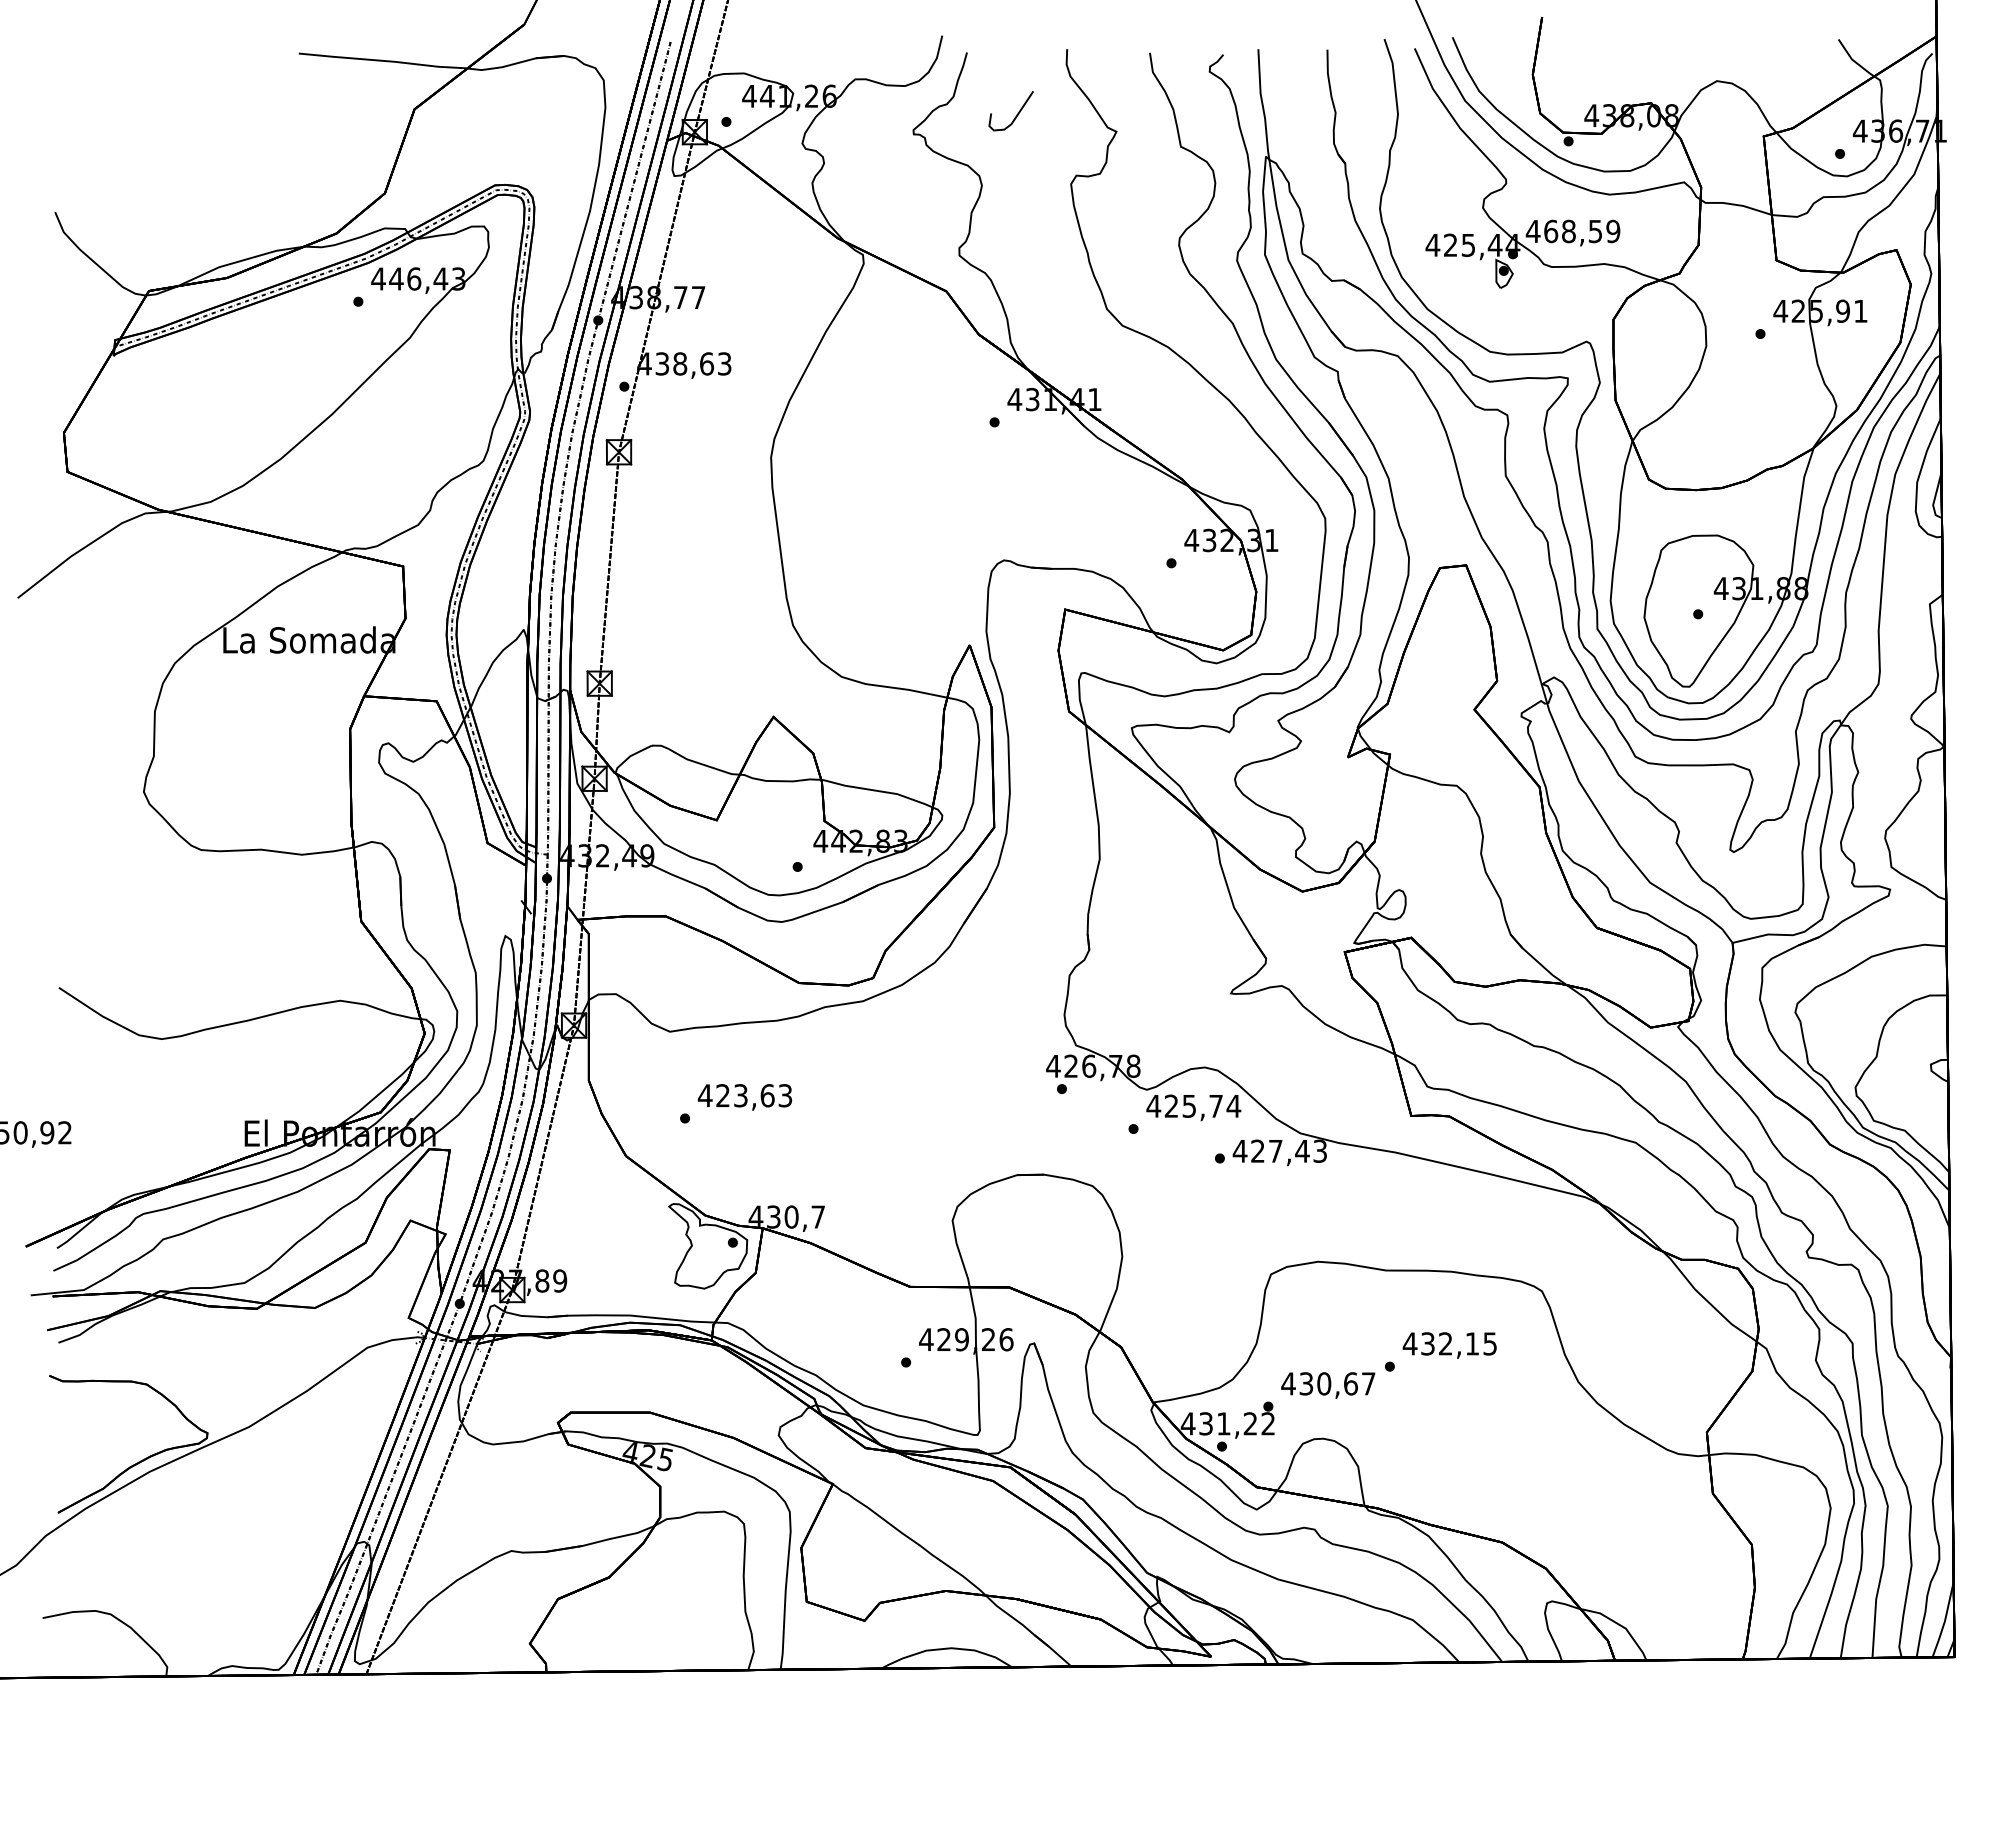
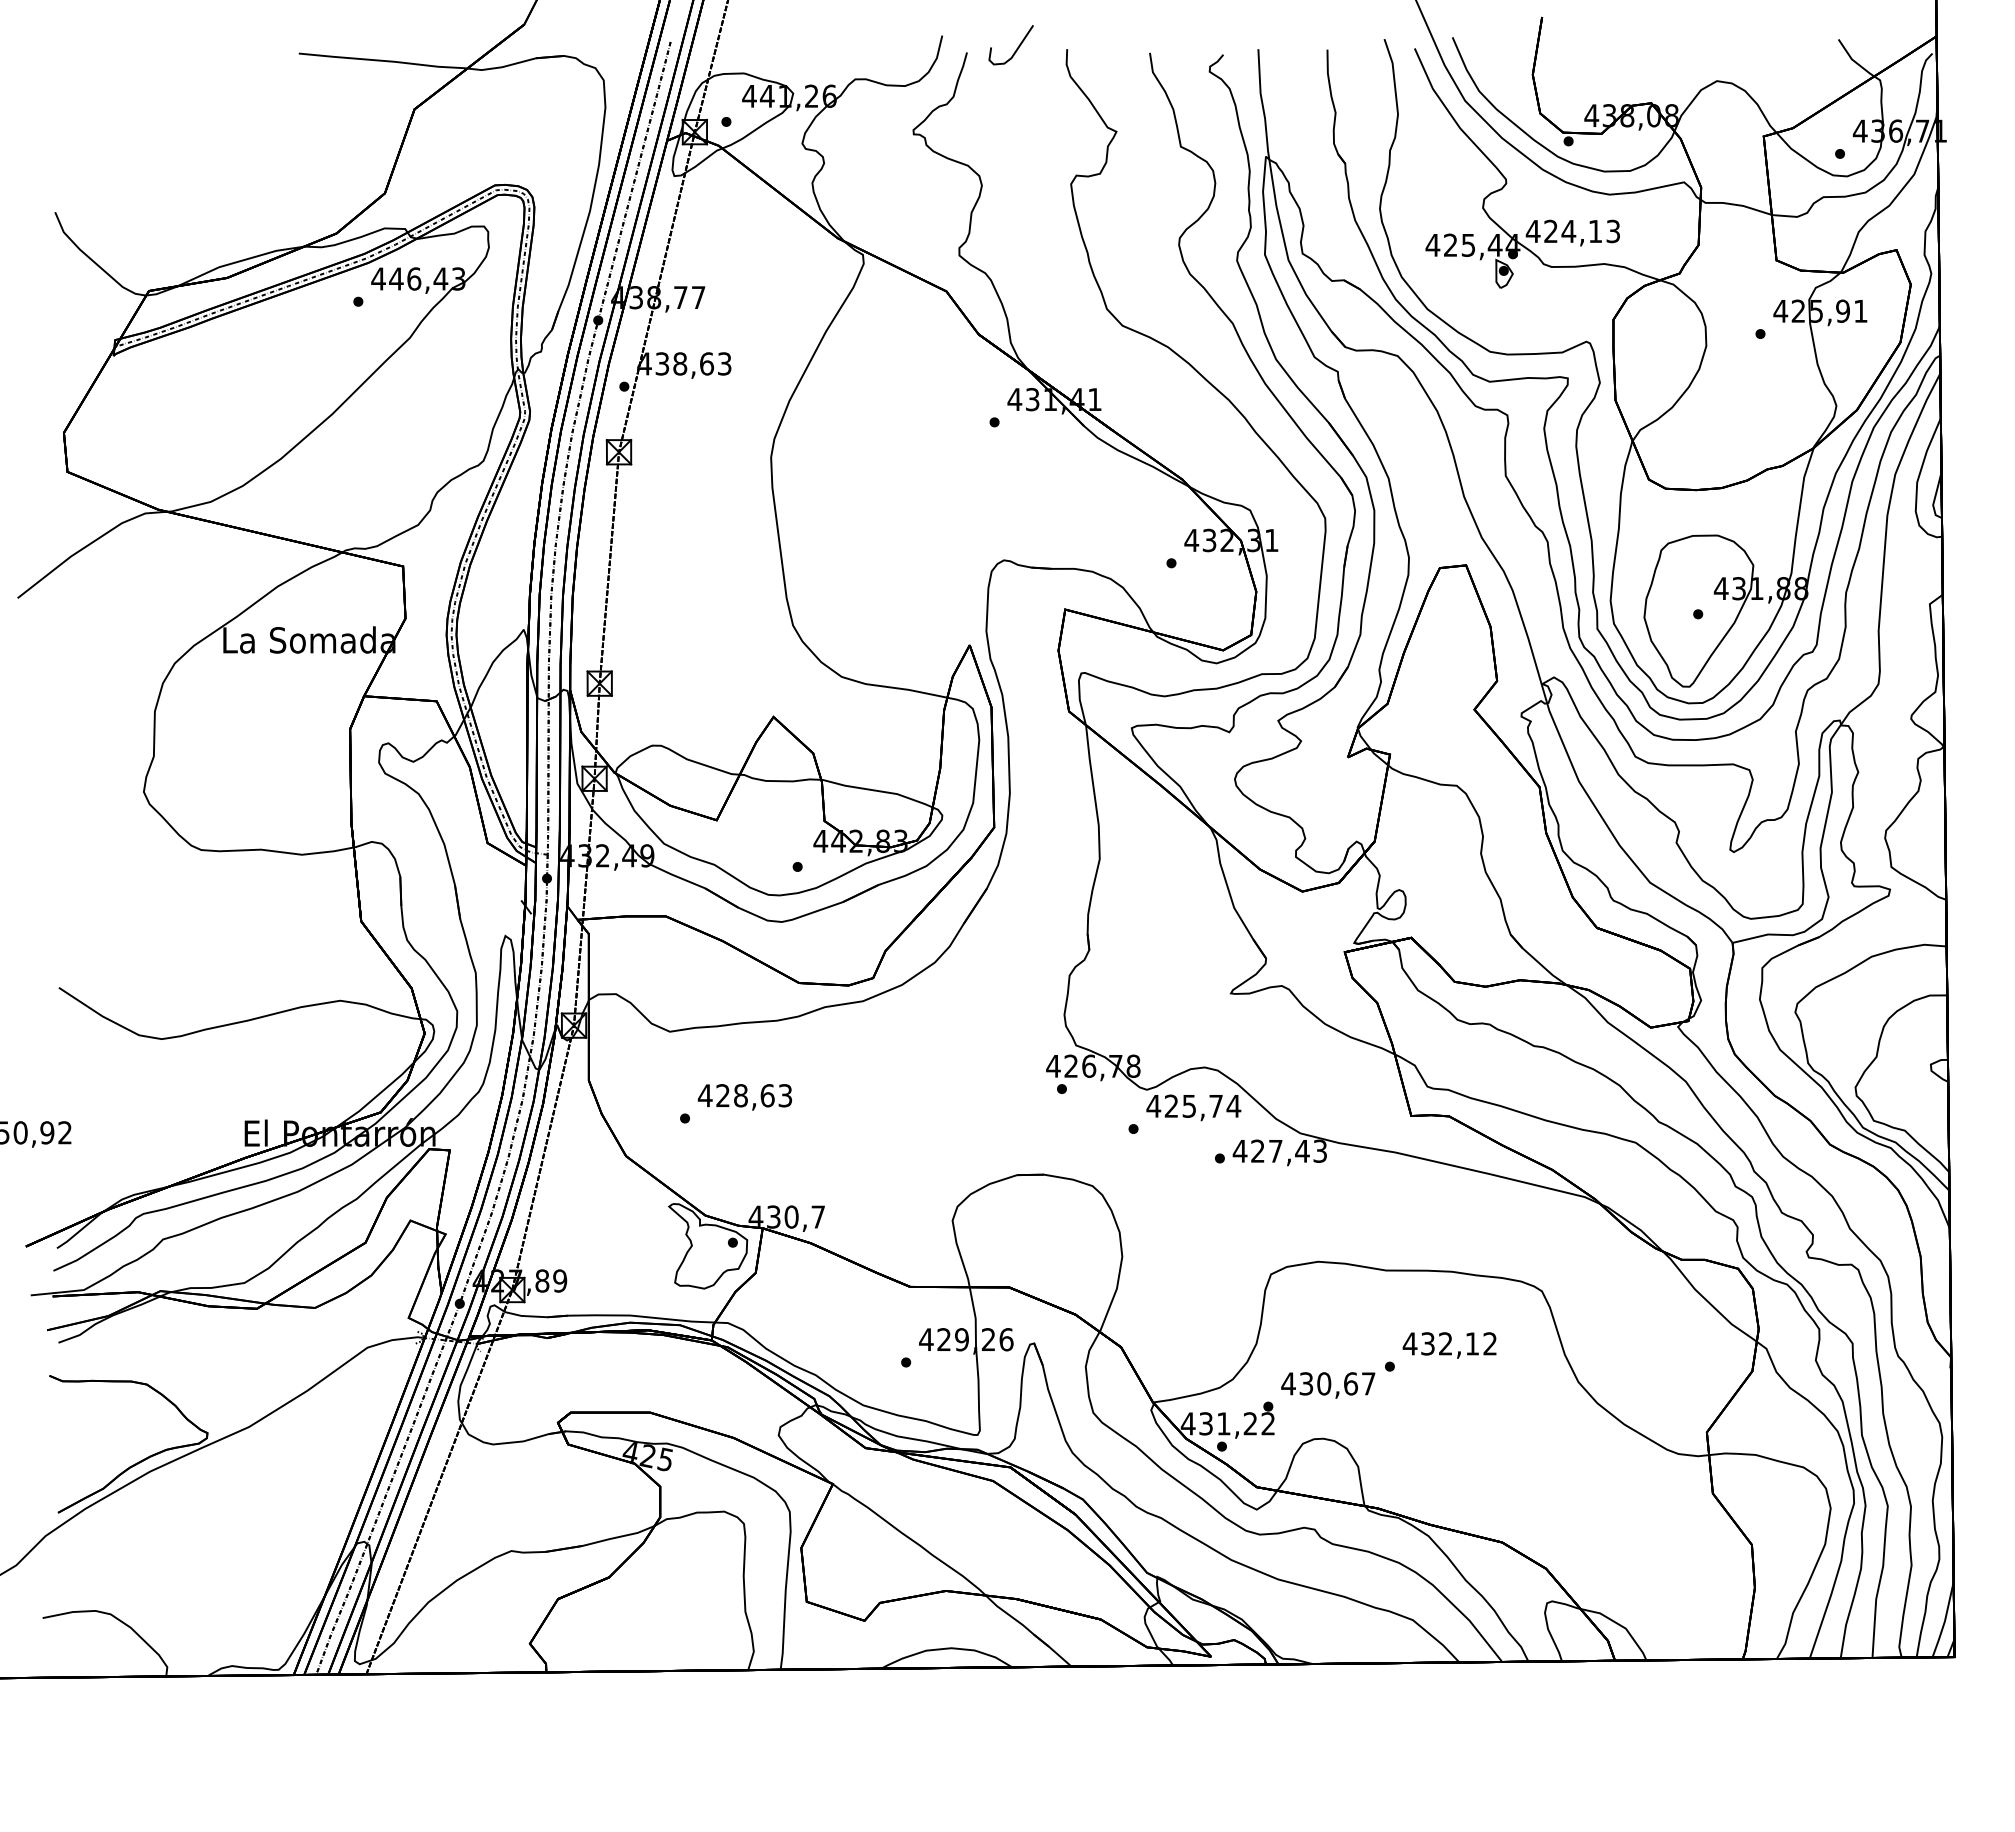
curve position: (1016, 114) -> (1016, 48) (1016, 48)
text: 468,59 -> 424,13 (1582, 231)
text: 423,63 -> 428,63 (740, 1095)
text: 432,15 -> 432,12 (1489, 1343)
